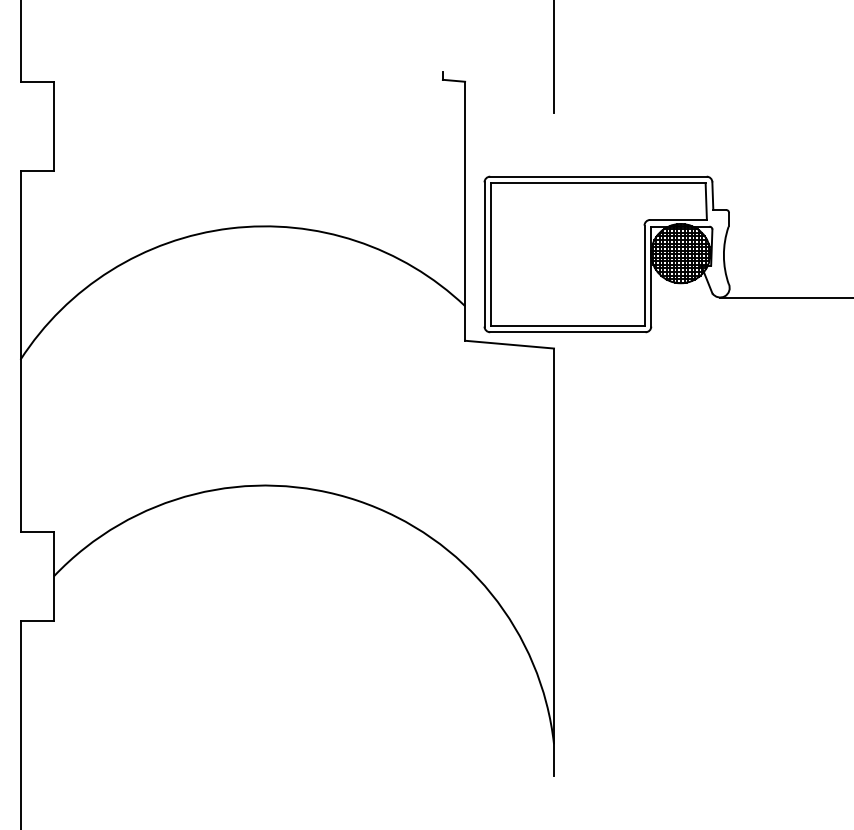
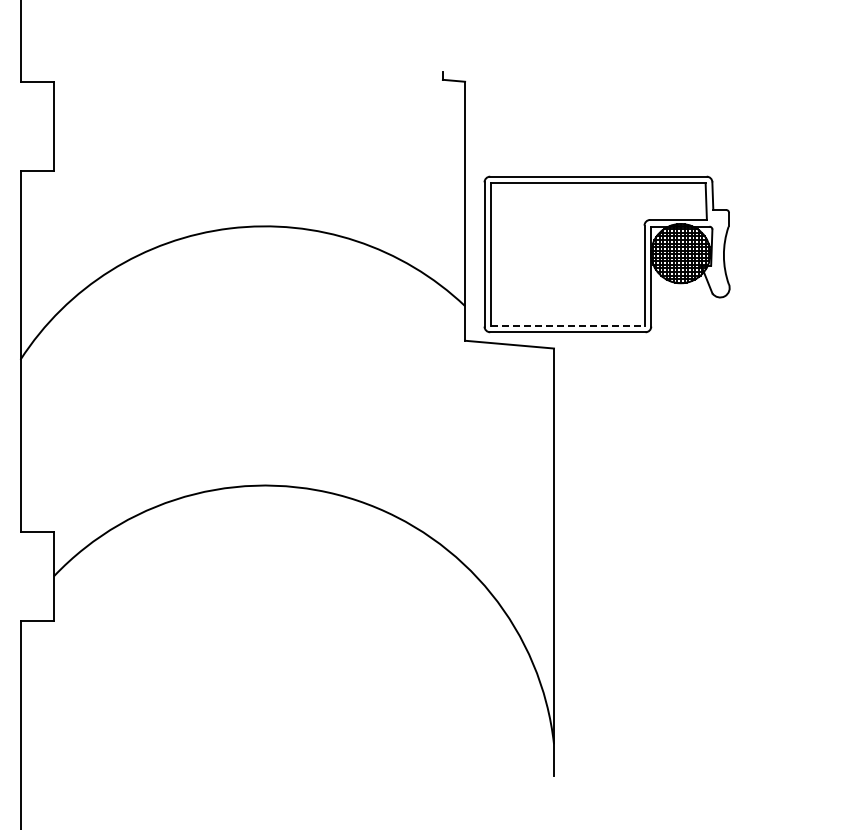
line: present -> none (554, 57)
line: present -> none (785, 297)
line: solid -> dashed (567, 325)
